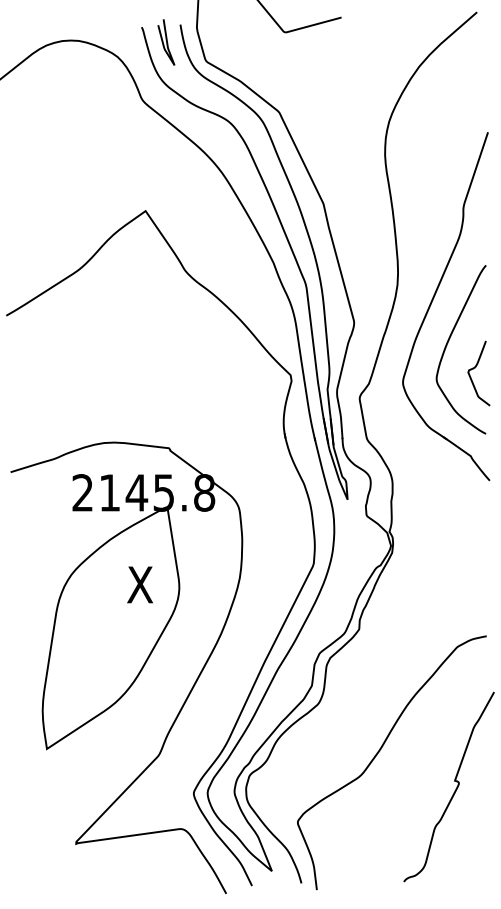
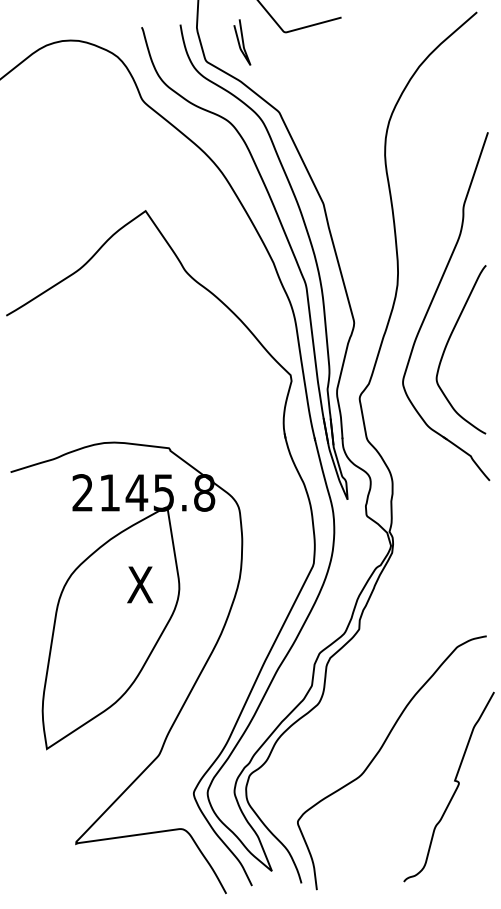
curve position: (166, 42) -> (242, 42) (242, 42)
curve: present -> none (475, 368)
